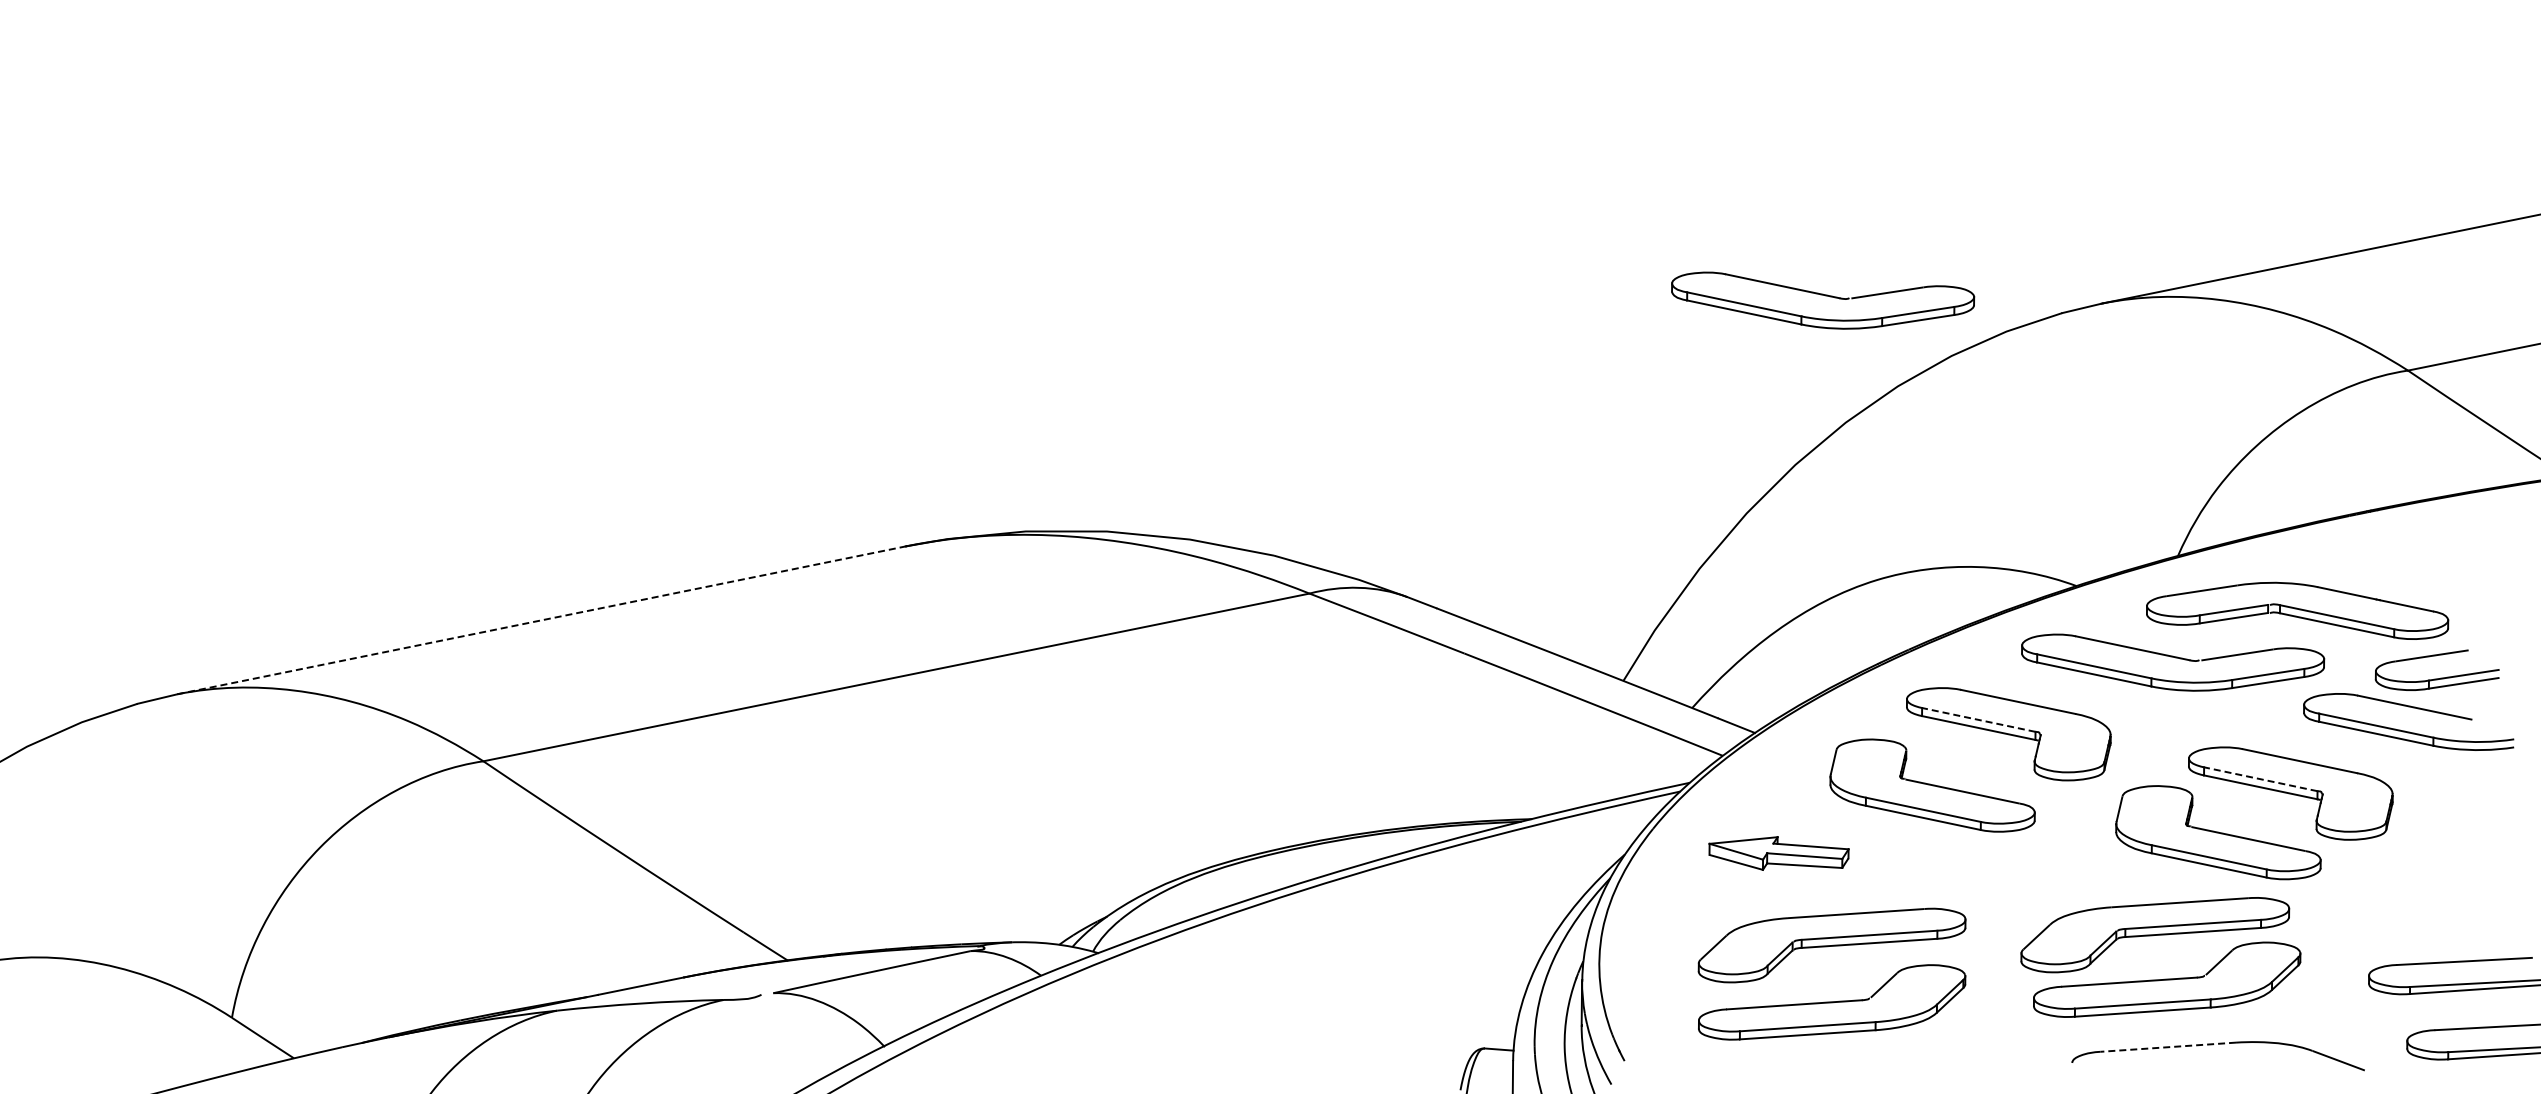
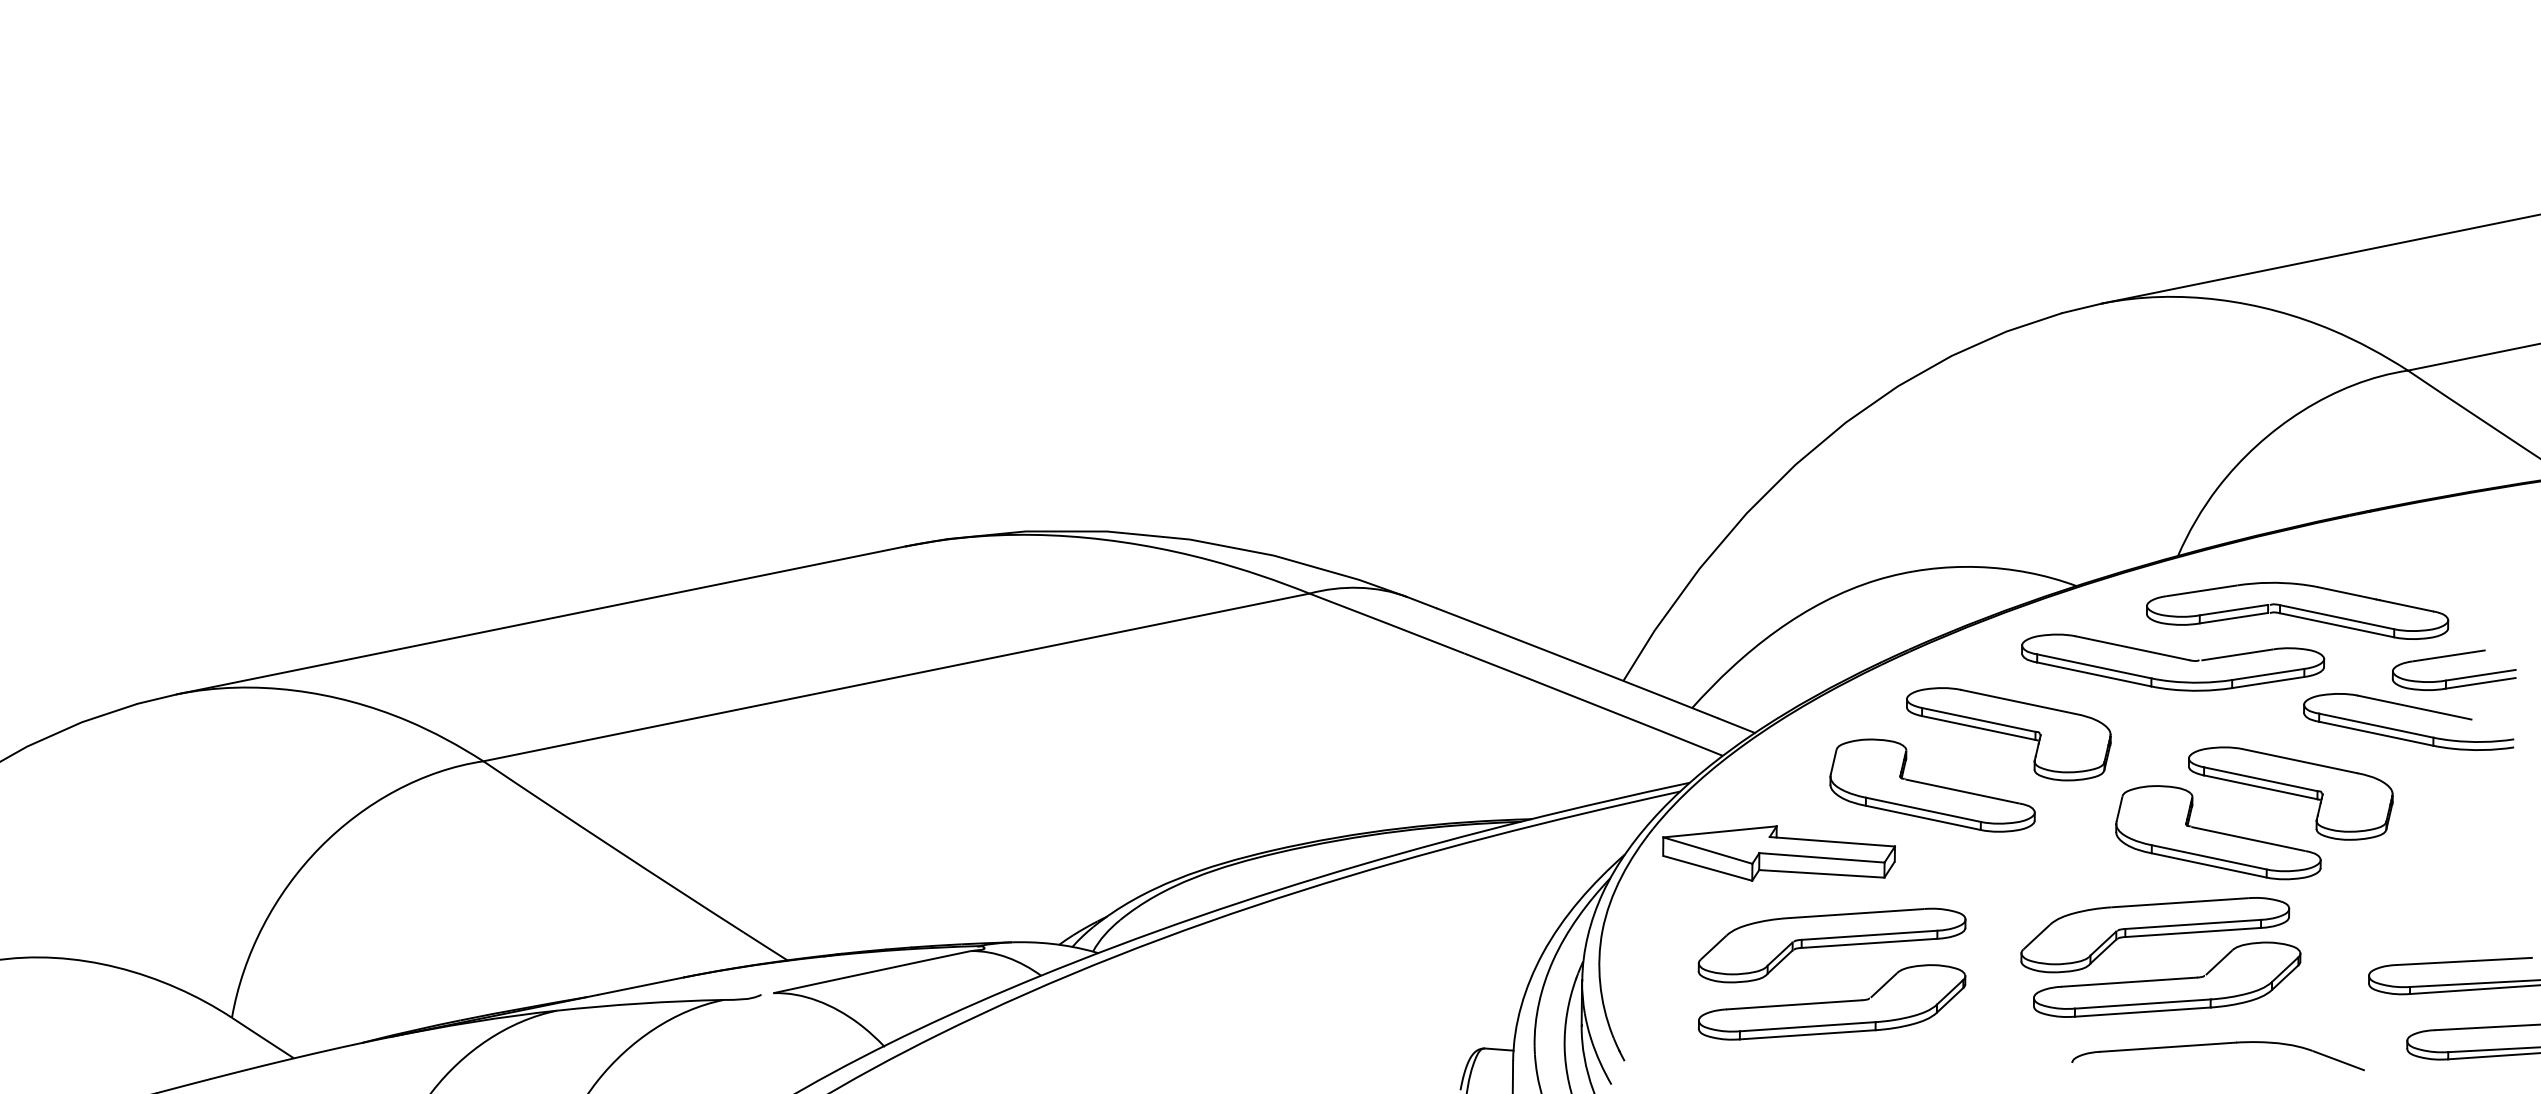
part: present -> none (1823, 300)
line: dashed -> solid (541, 620)
part position: (2440, 677) -> (2457, 677) (2457, 677)
line: dashed -> solid (1978, 719)
line: dashed -> solid (2260, 779)
part size: 142x35 px -> 234x57 px (1778, 853)
line: dashed -> solid (2167, 1047)
